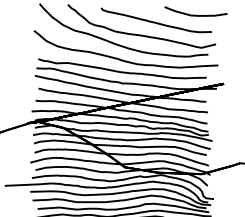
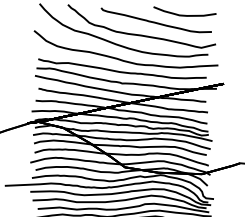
curve position: (195, 14) -> (184, 14) (184, 14)
